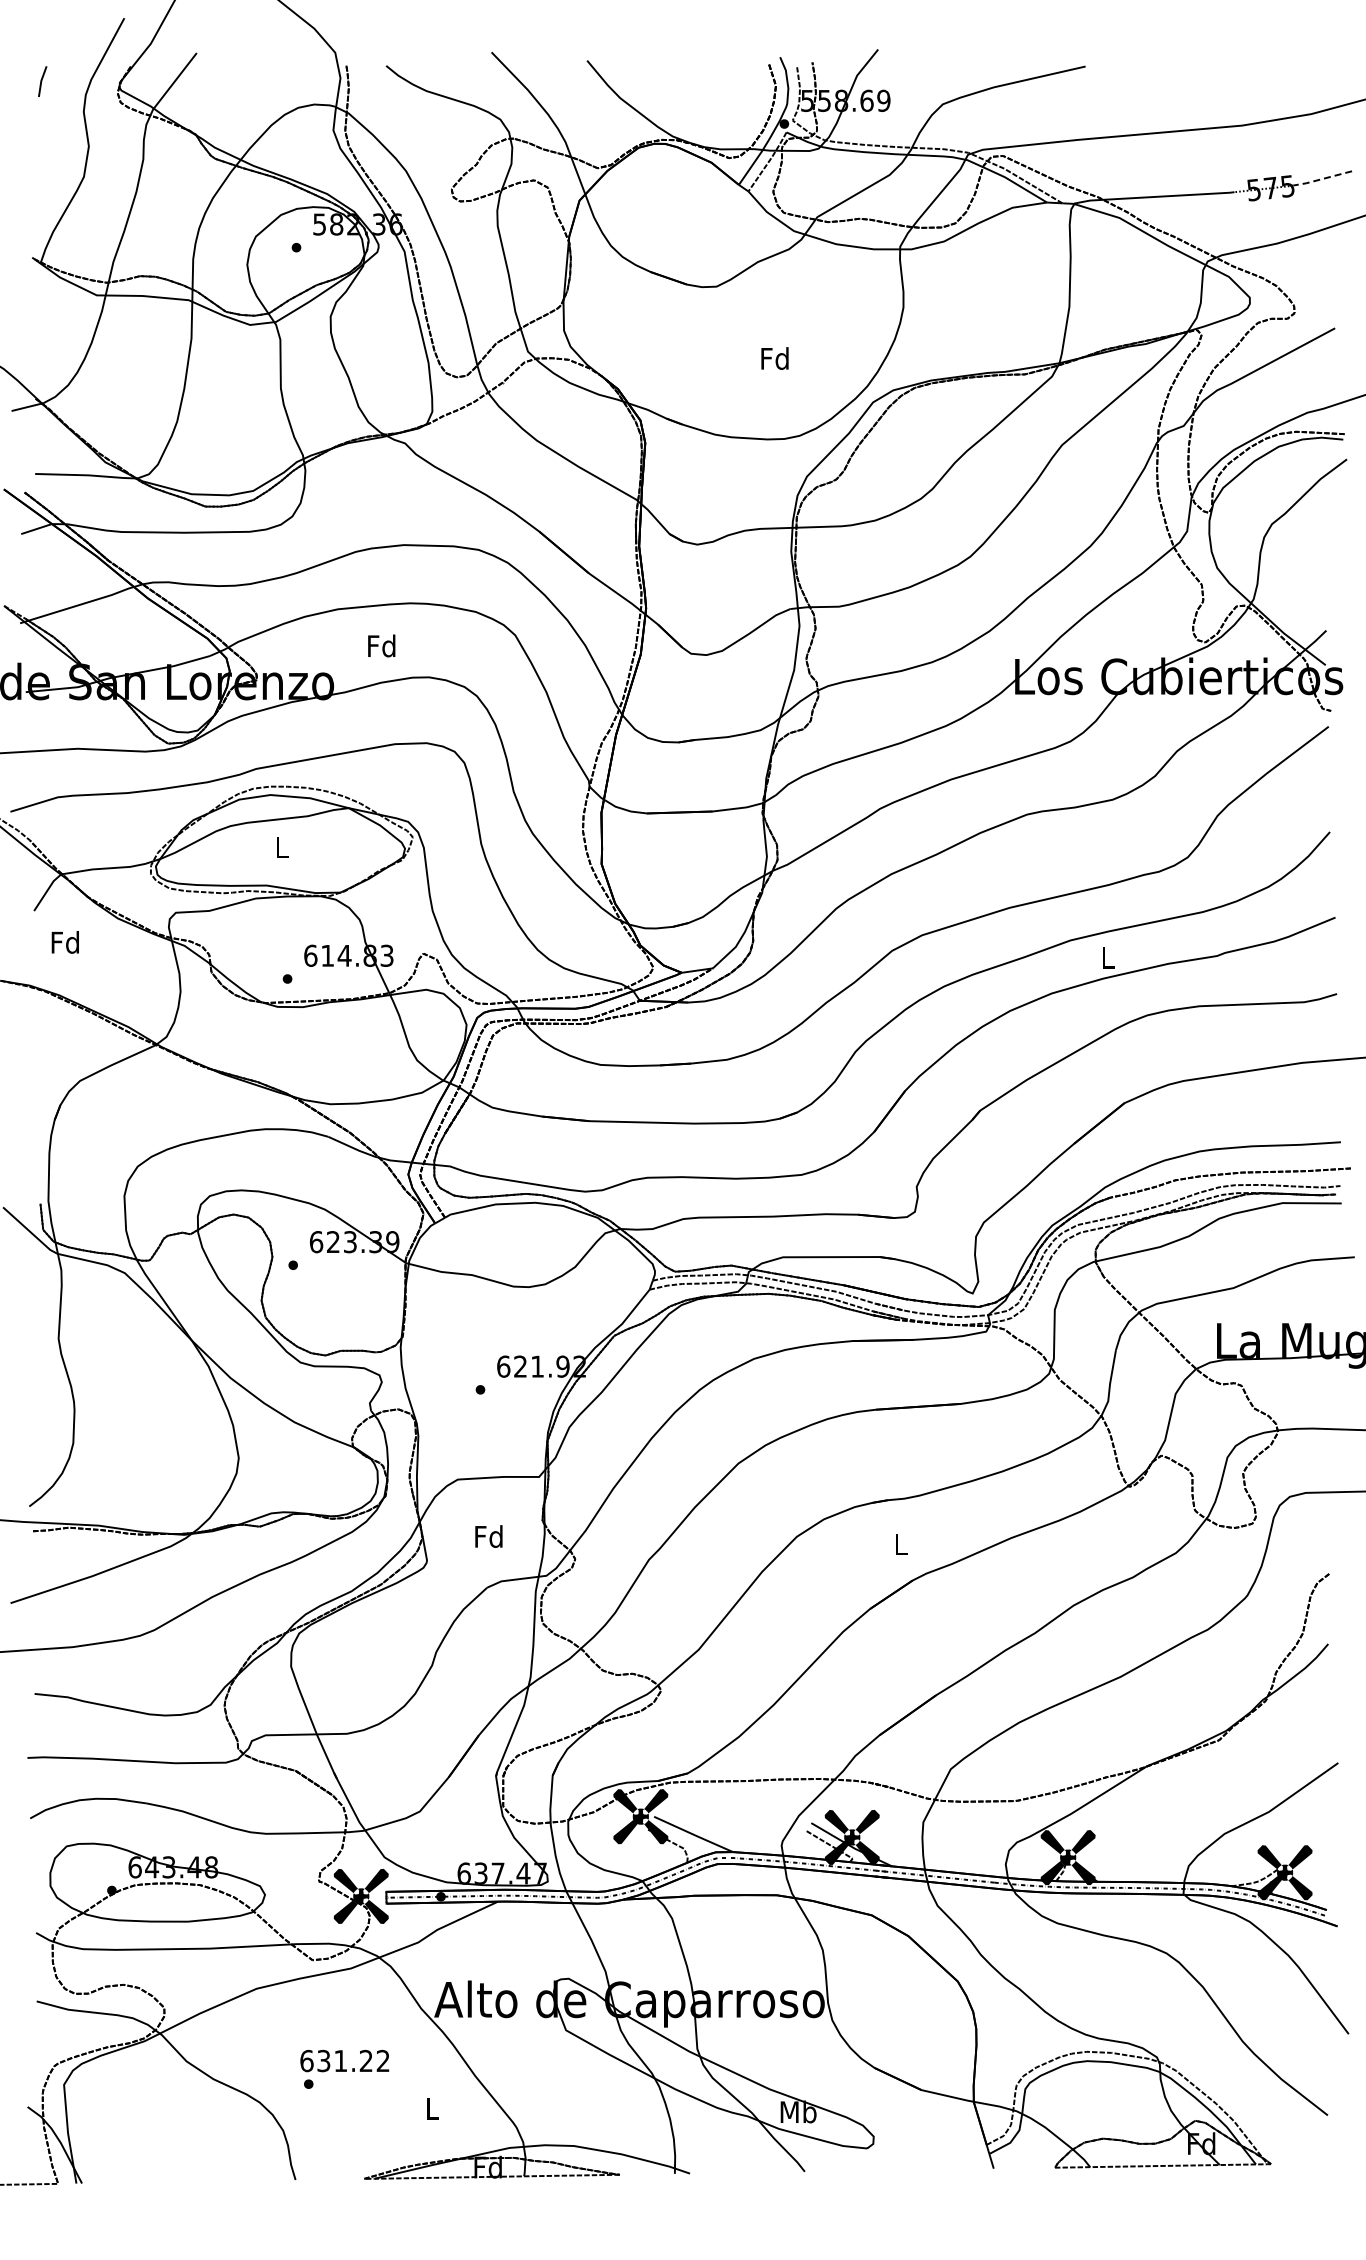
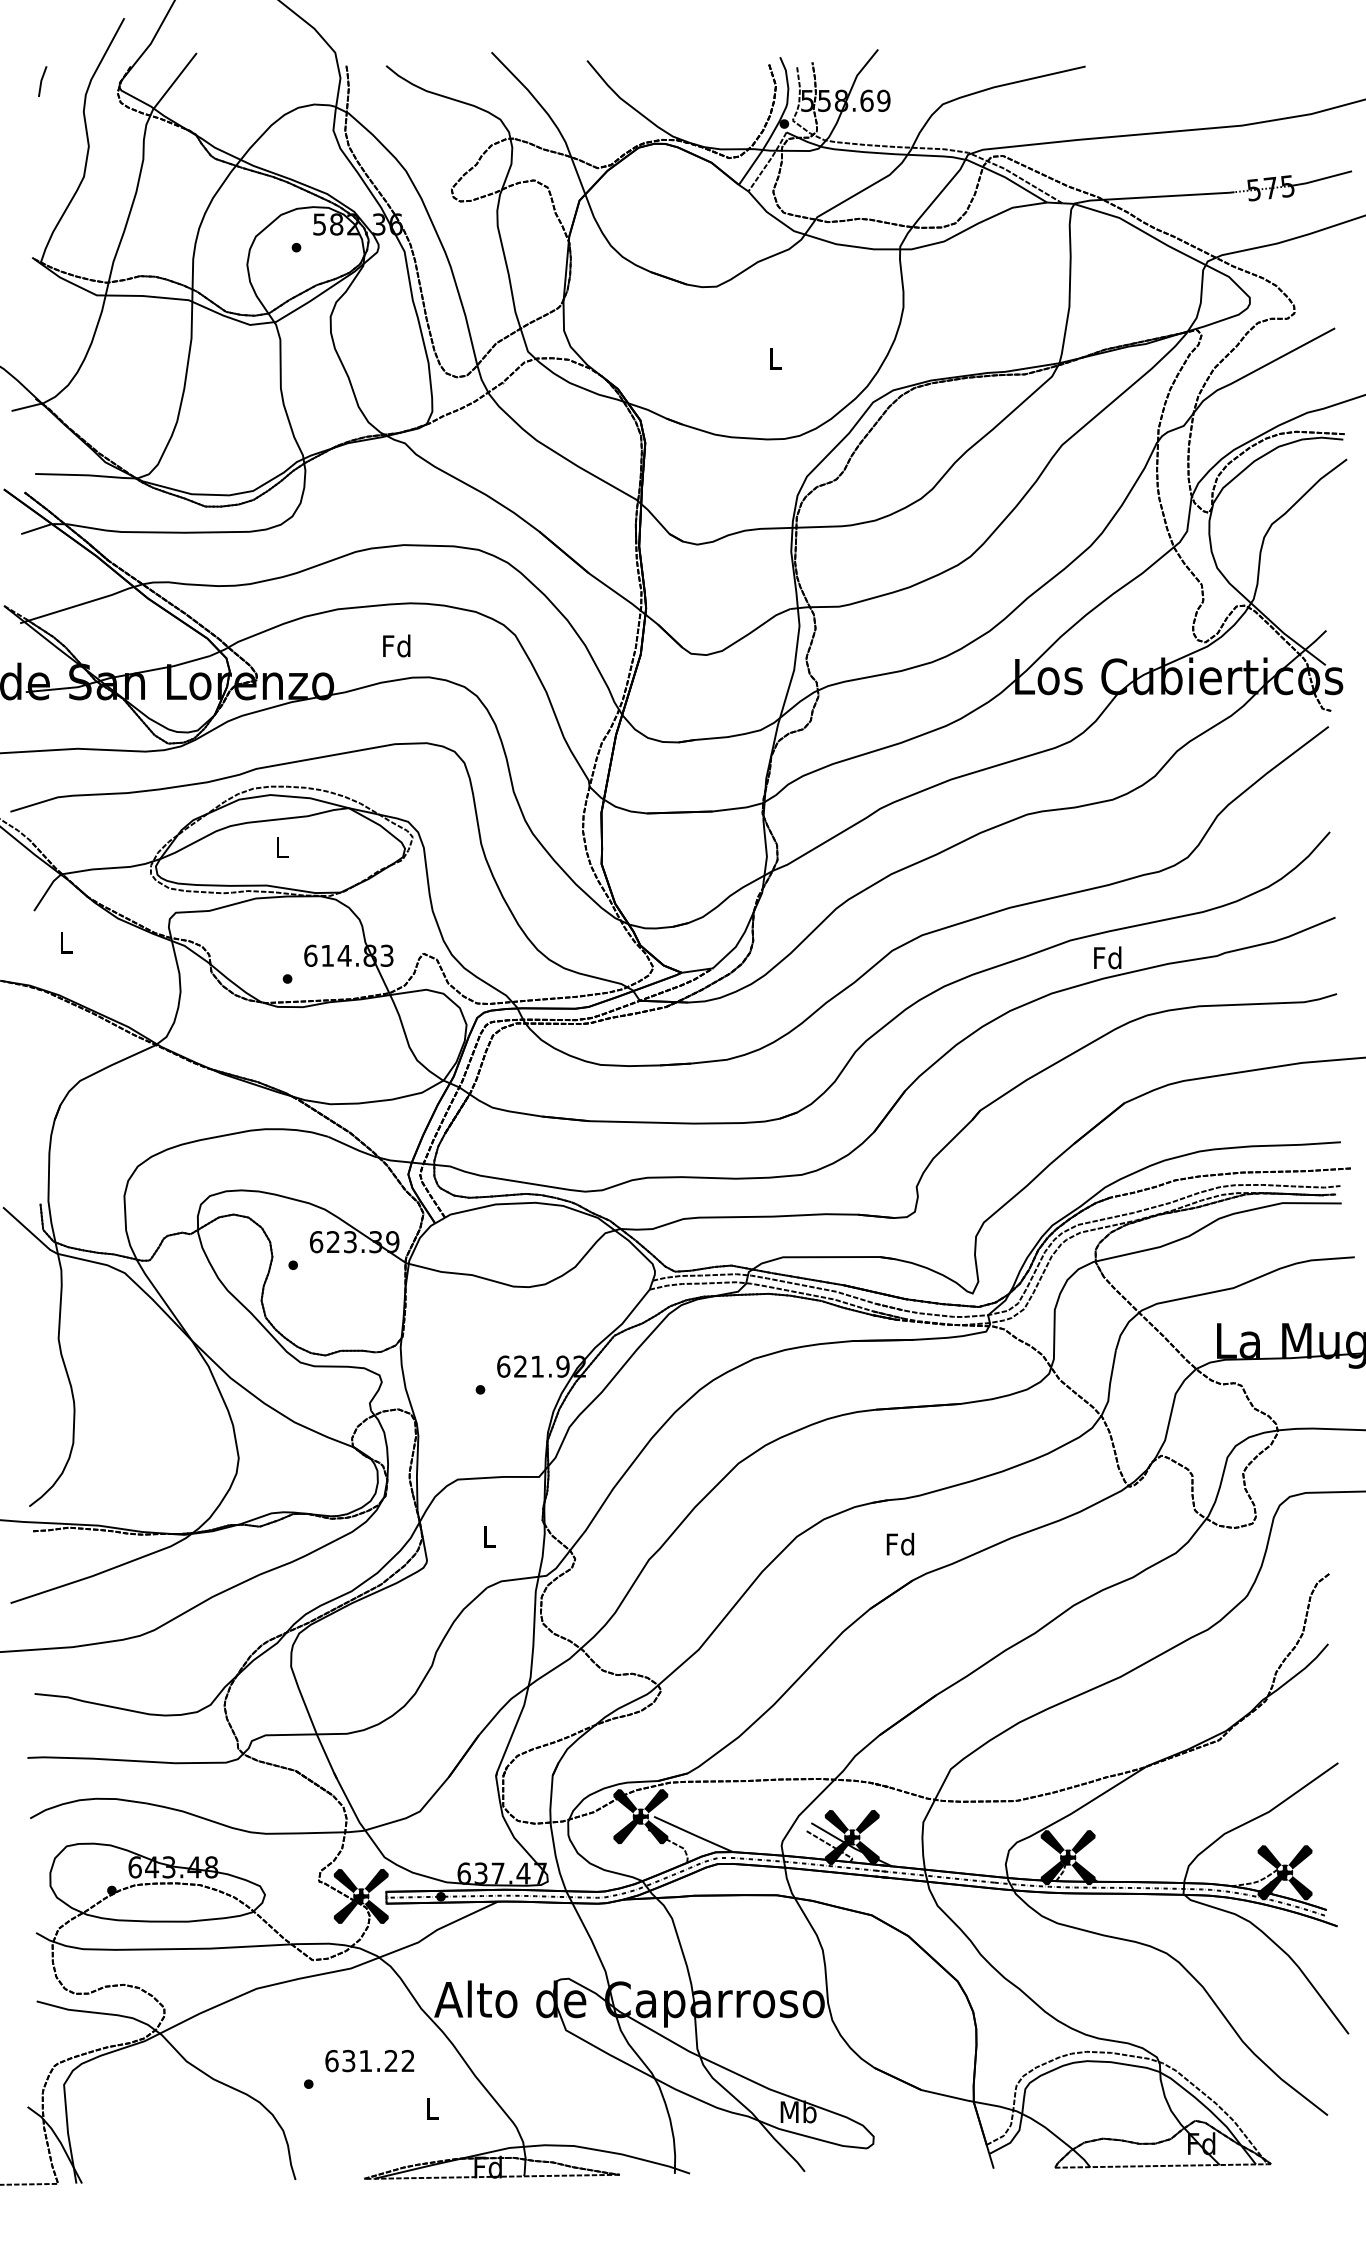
line: dashed -> solid (1319, 179)
text: Fd -> L (774, 358)
text position: (381, 645) -> (396, 645) (396, 645)
text: Fd -> L (64, 942)
text: L -> Fd (1107, 957)
text: Fd -> L (488, 1536)
text: L -> Fd (900, 1543)
text position: (344, 2060) -> (369, 2060) (369, 2060)
